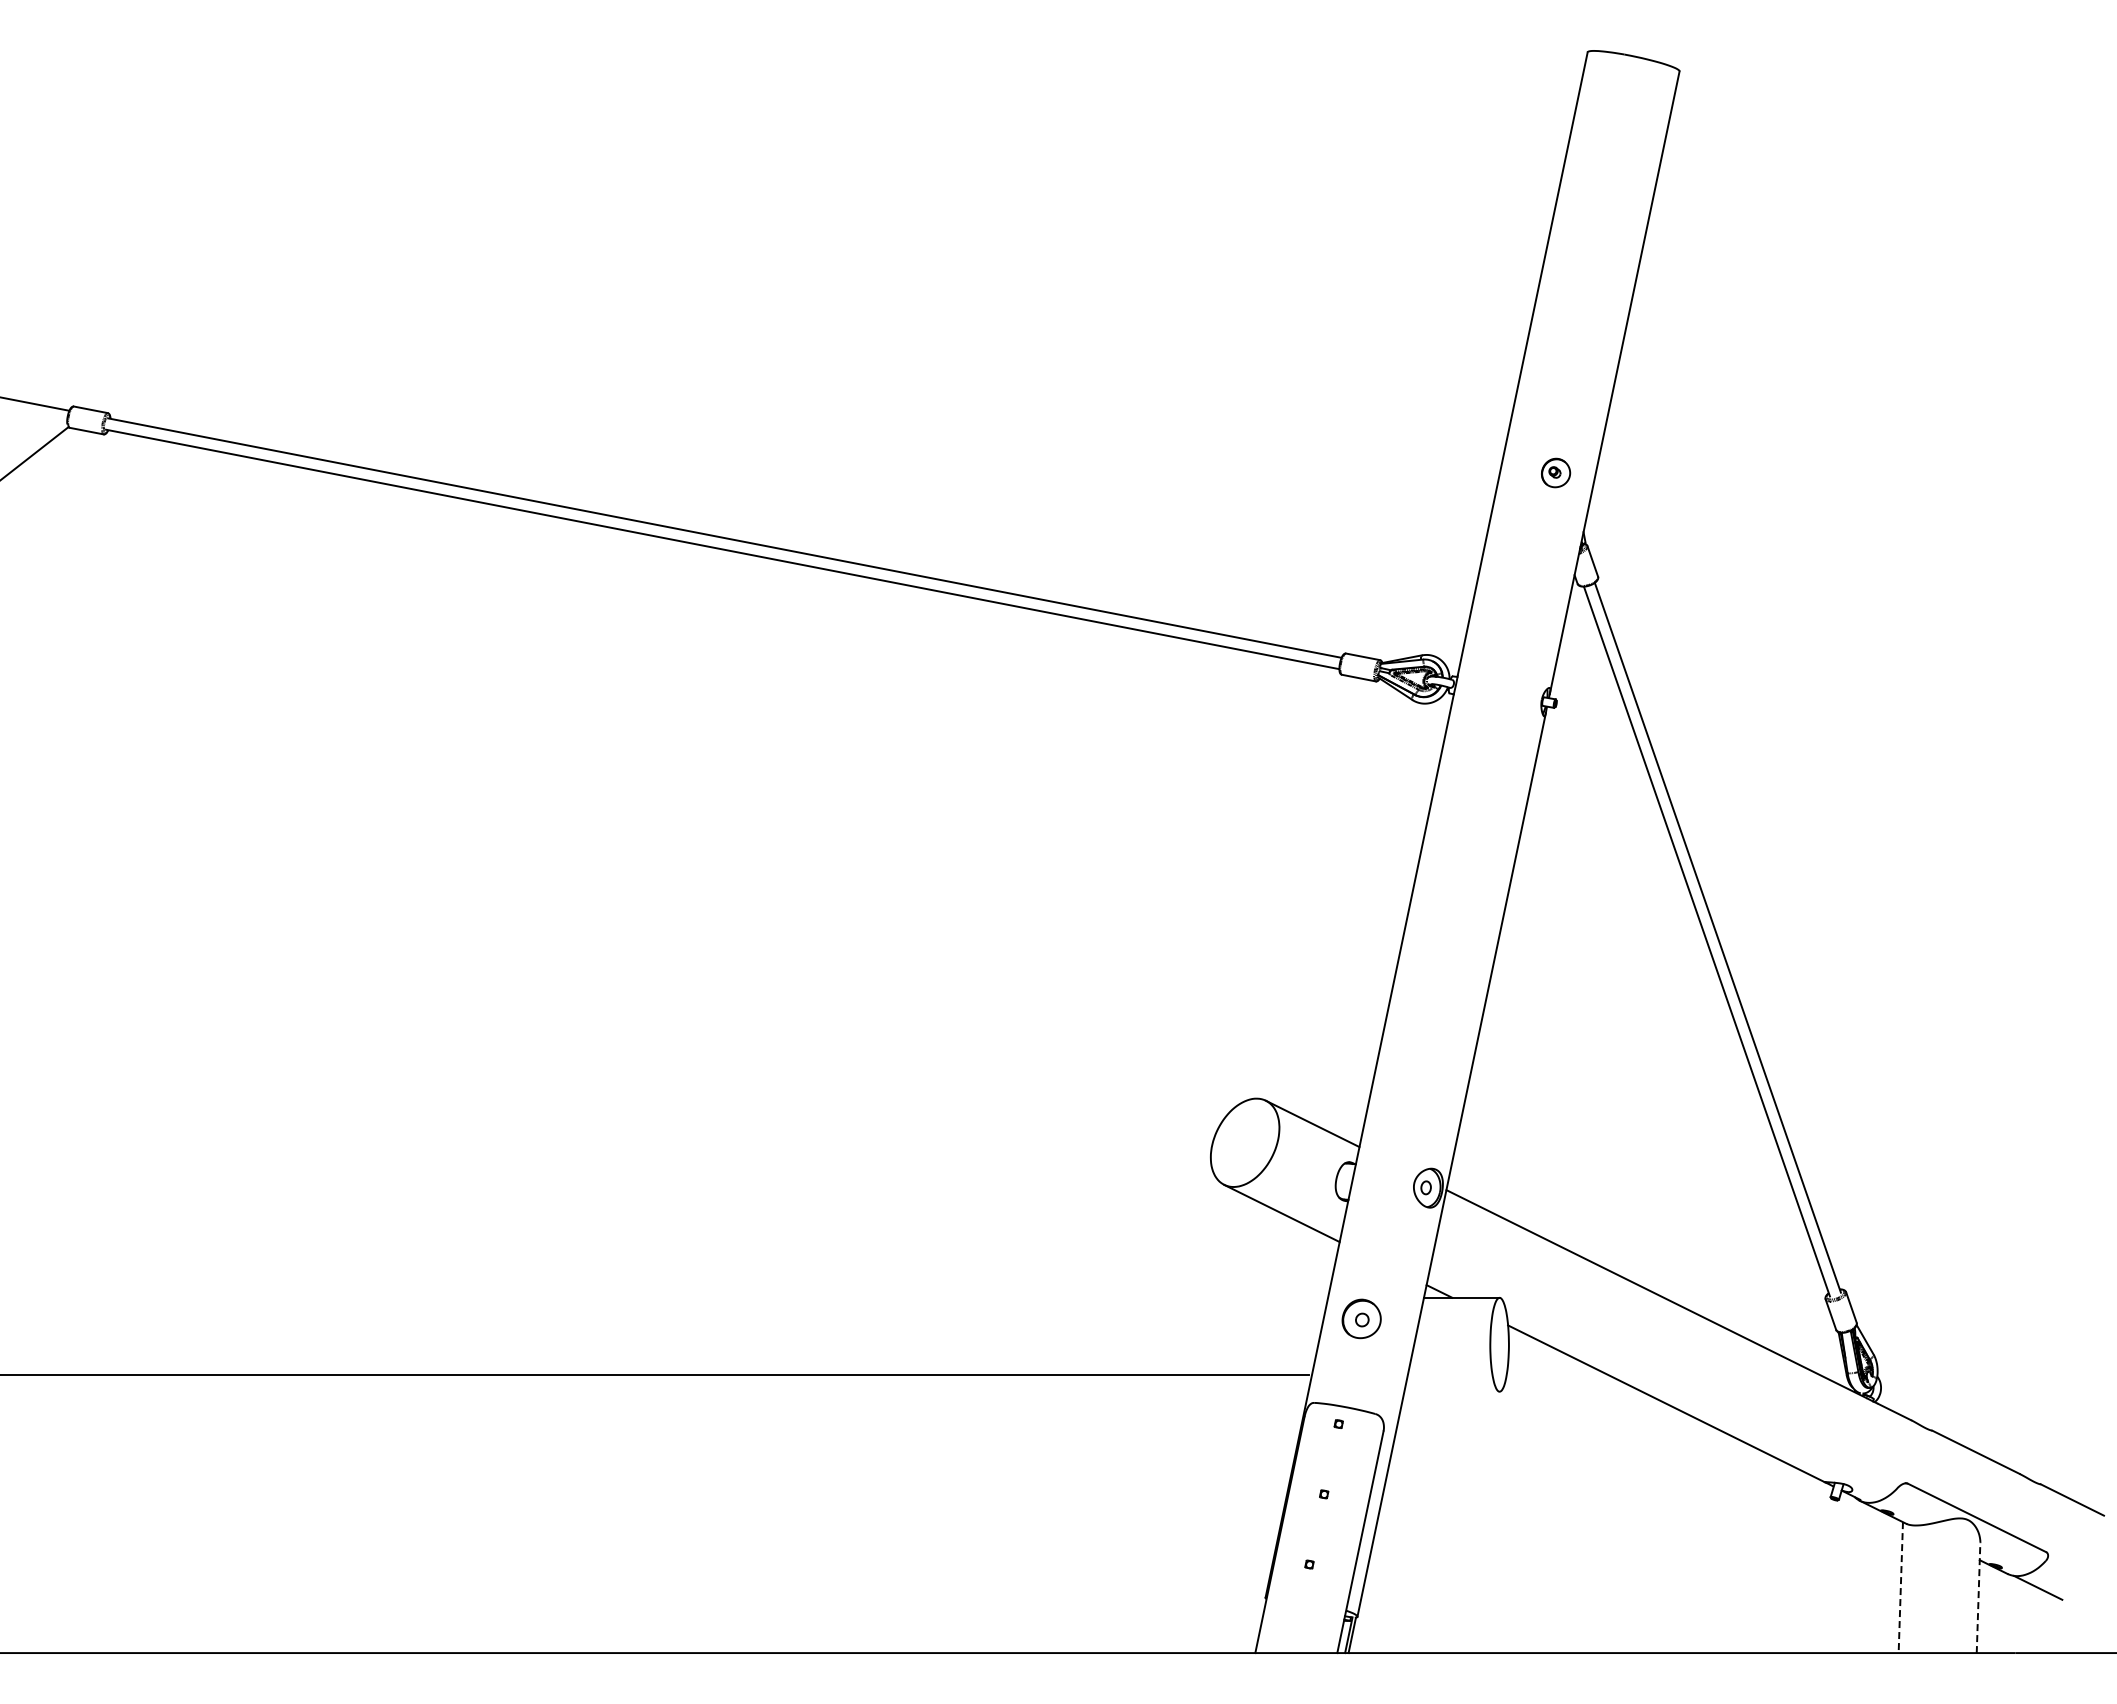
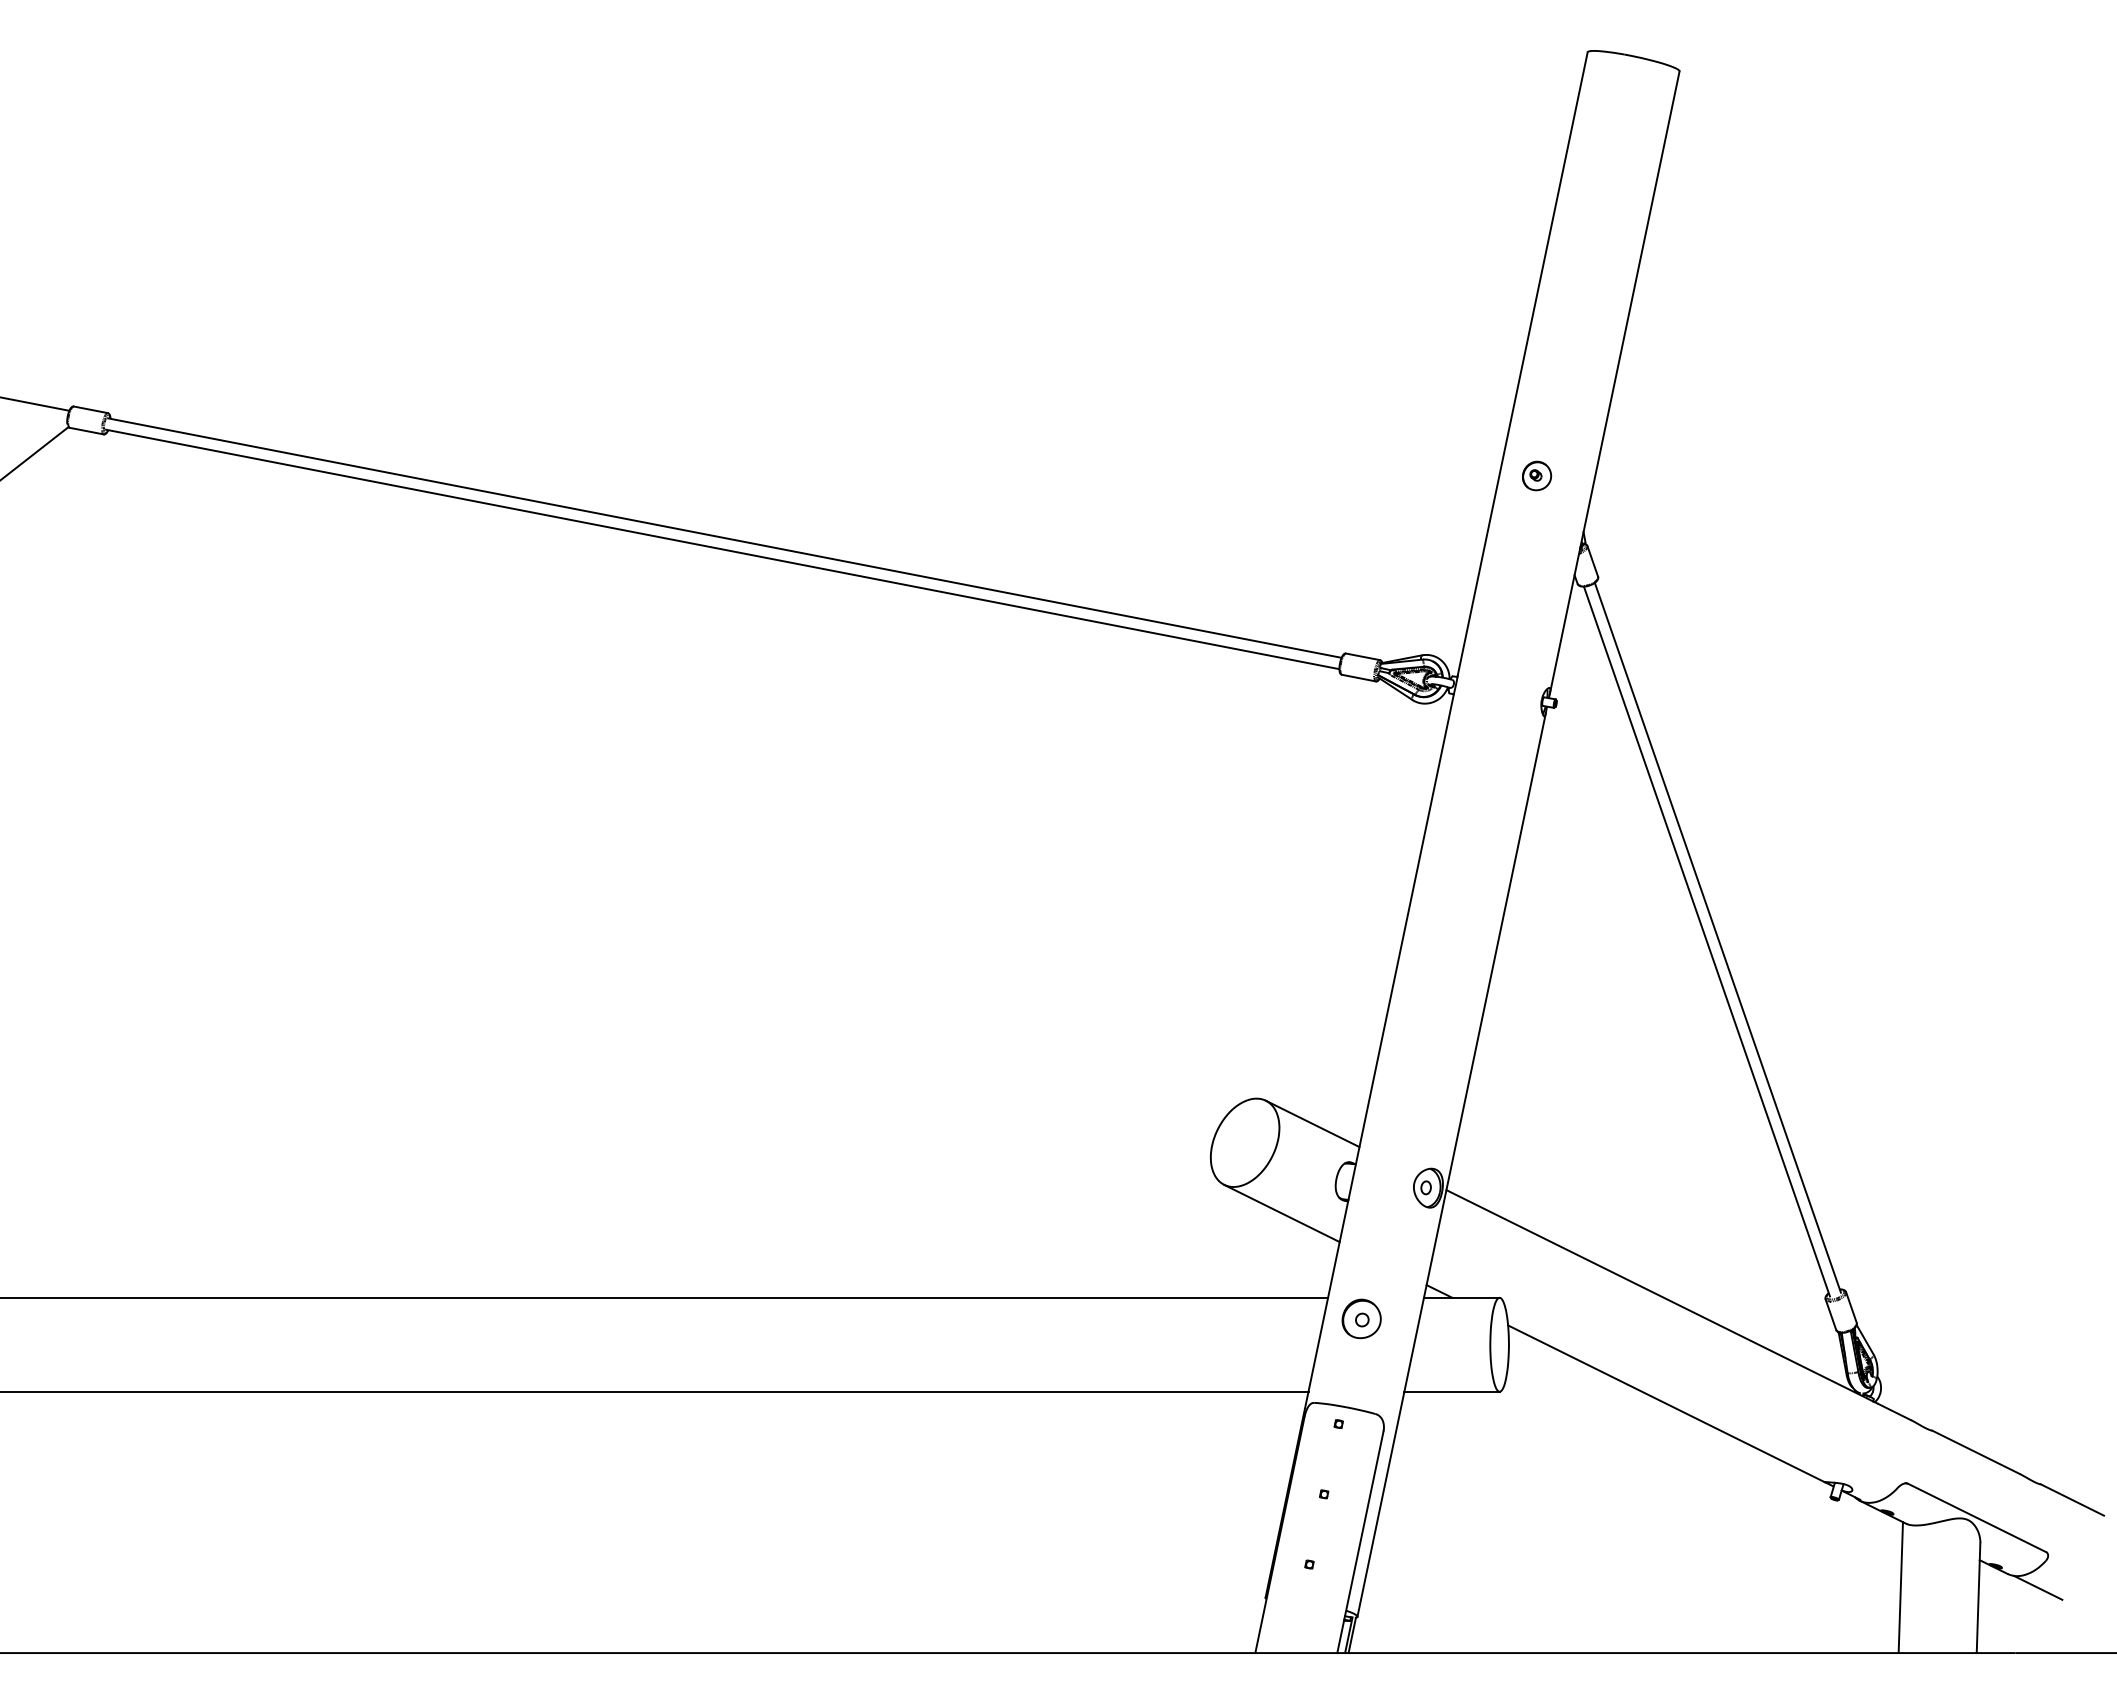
part position: (1556, 472) -> (1537, 475) (1537, 475)
line: none -> present (665, 1297)
line position: (655, 1374) -> (655, 1391) (655, 1391)
line: none -> present (1451, 1391)
line: dashed -> solid (1900, 1587)
line: dashed -> solid (1978, 1597)
